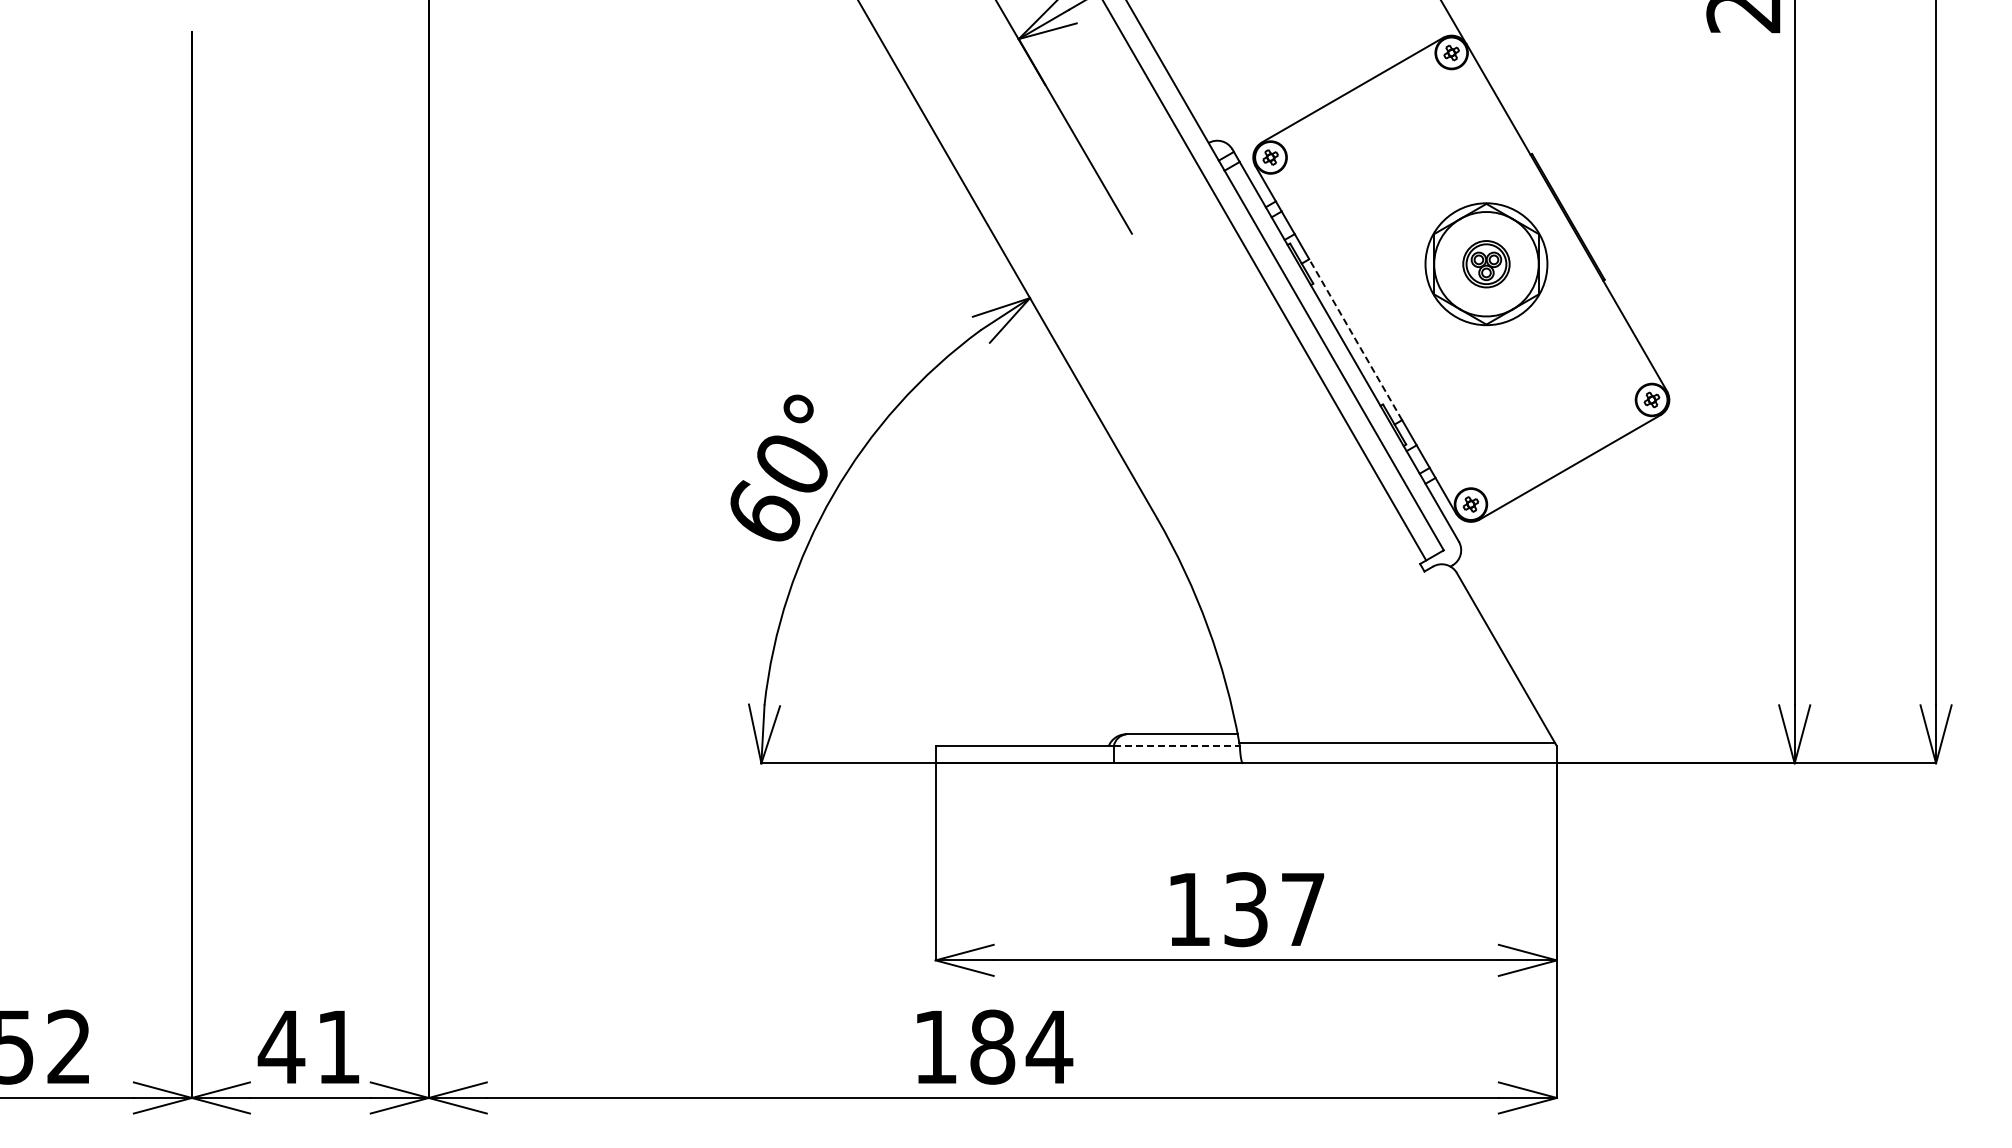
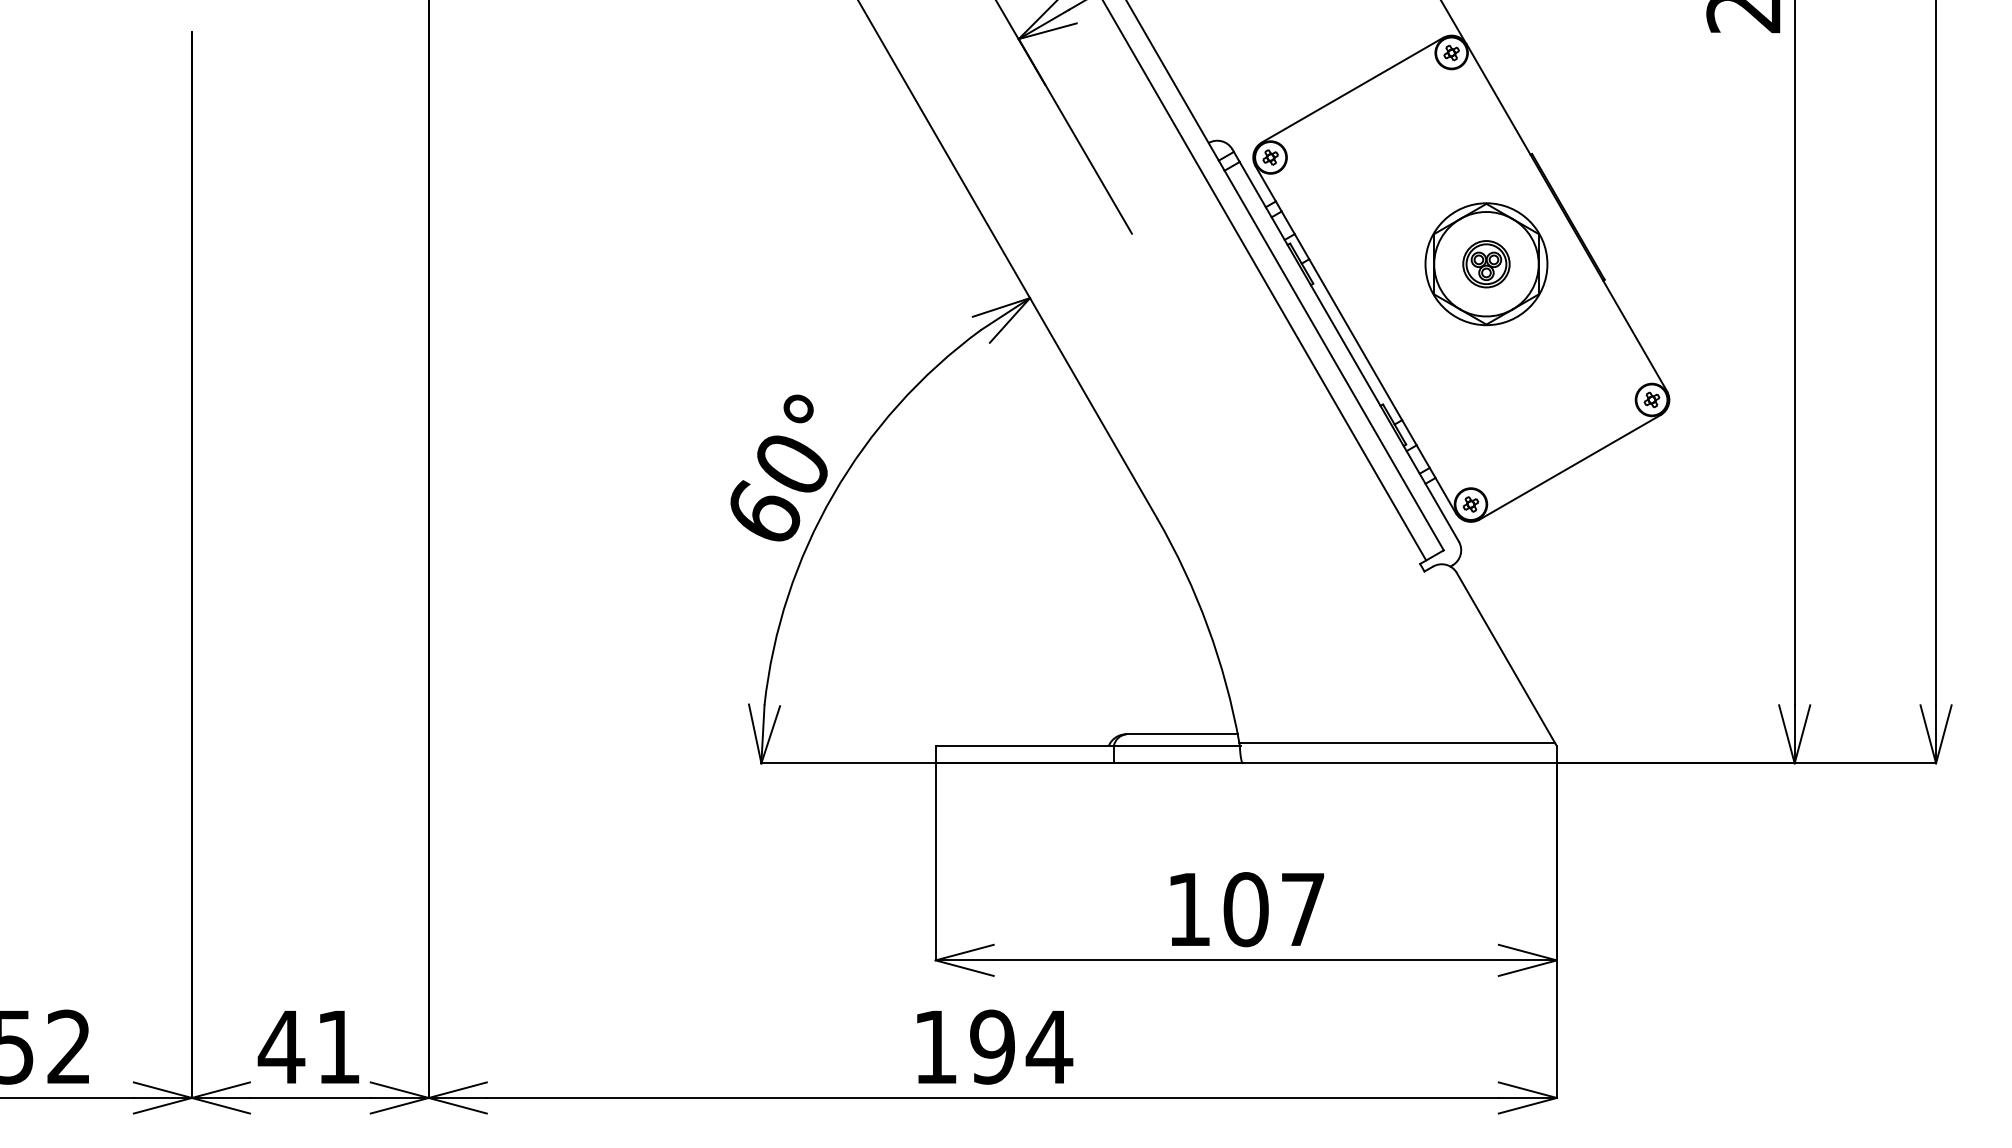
line: dashed -> solid (1355, 339)
line: dashed -> solid (1177, 745)
text: 137 -> 107 (1245, 909)
text: 184 -> 194 (992, 1046)
